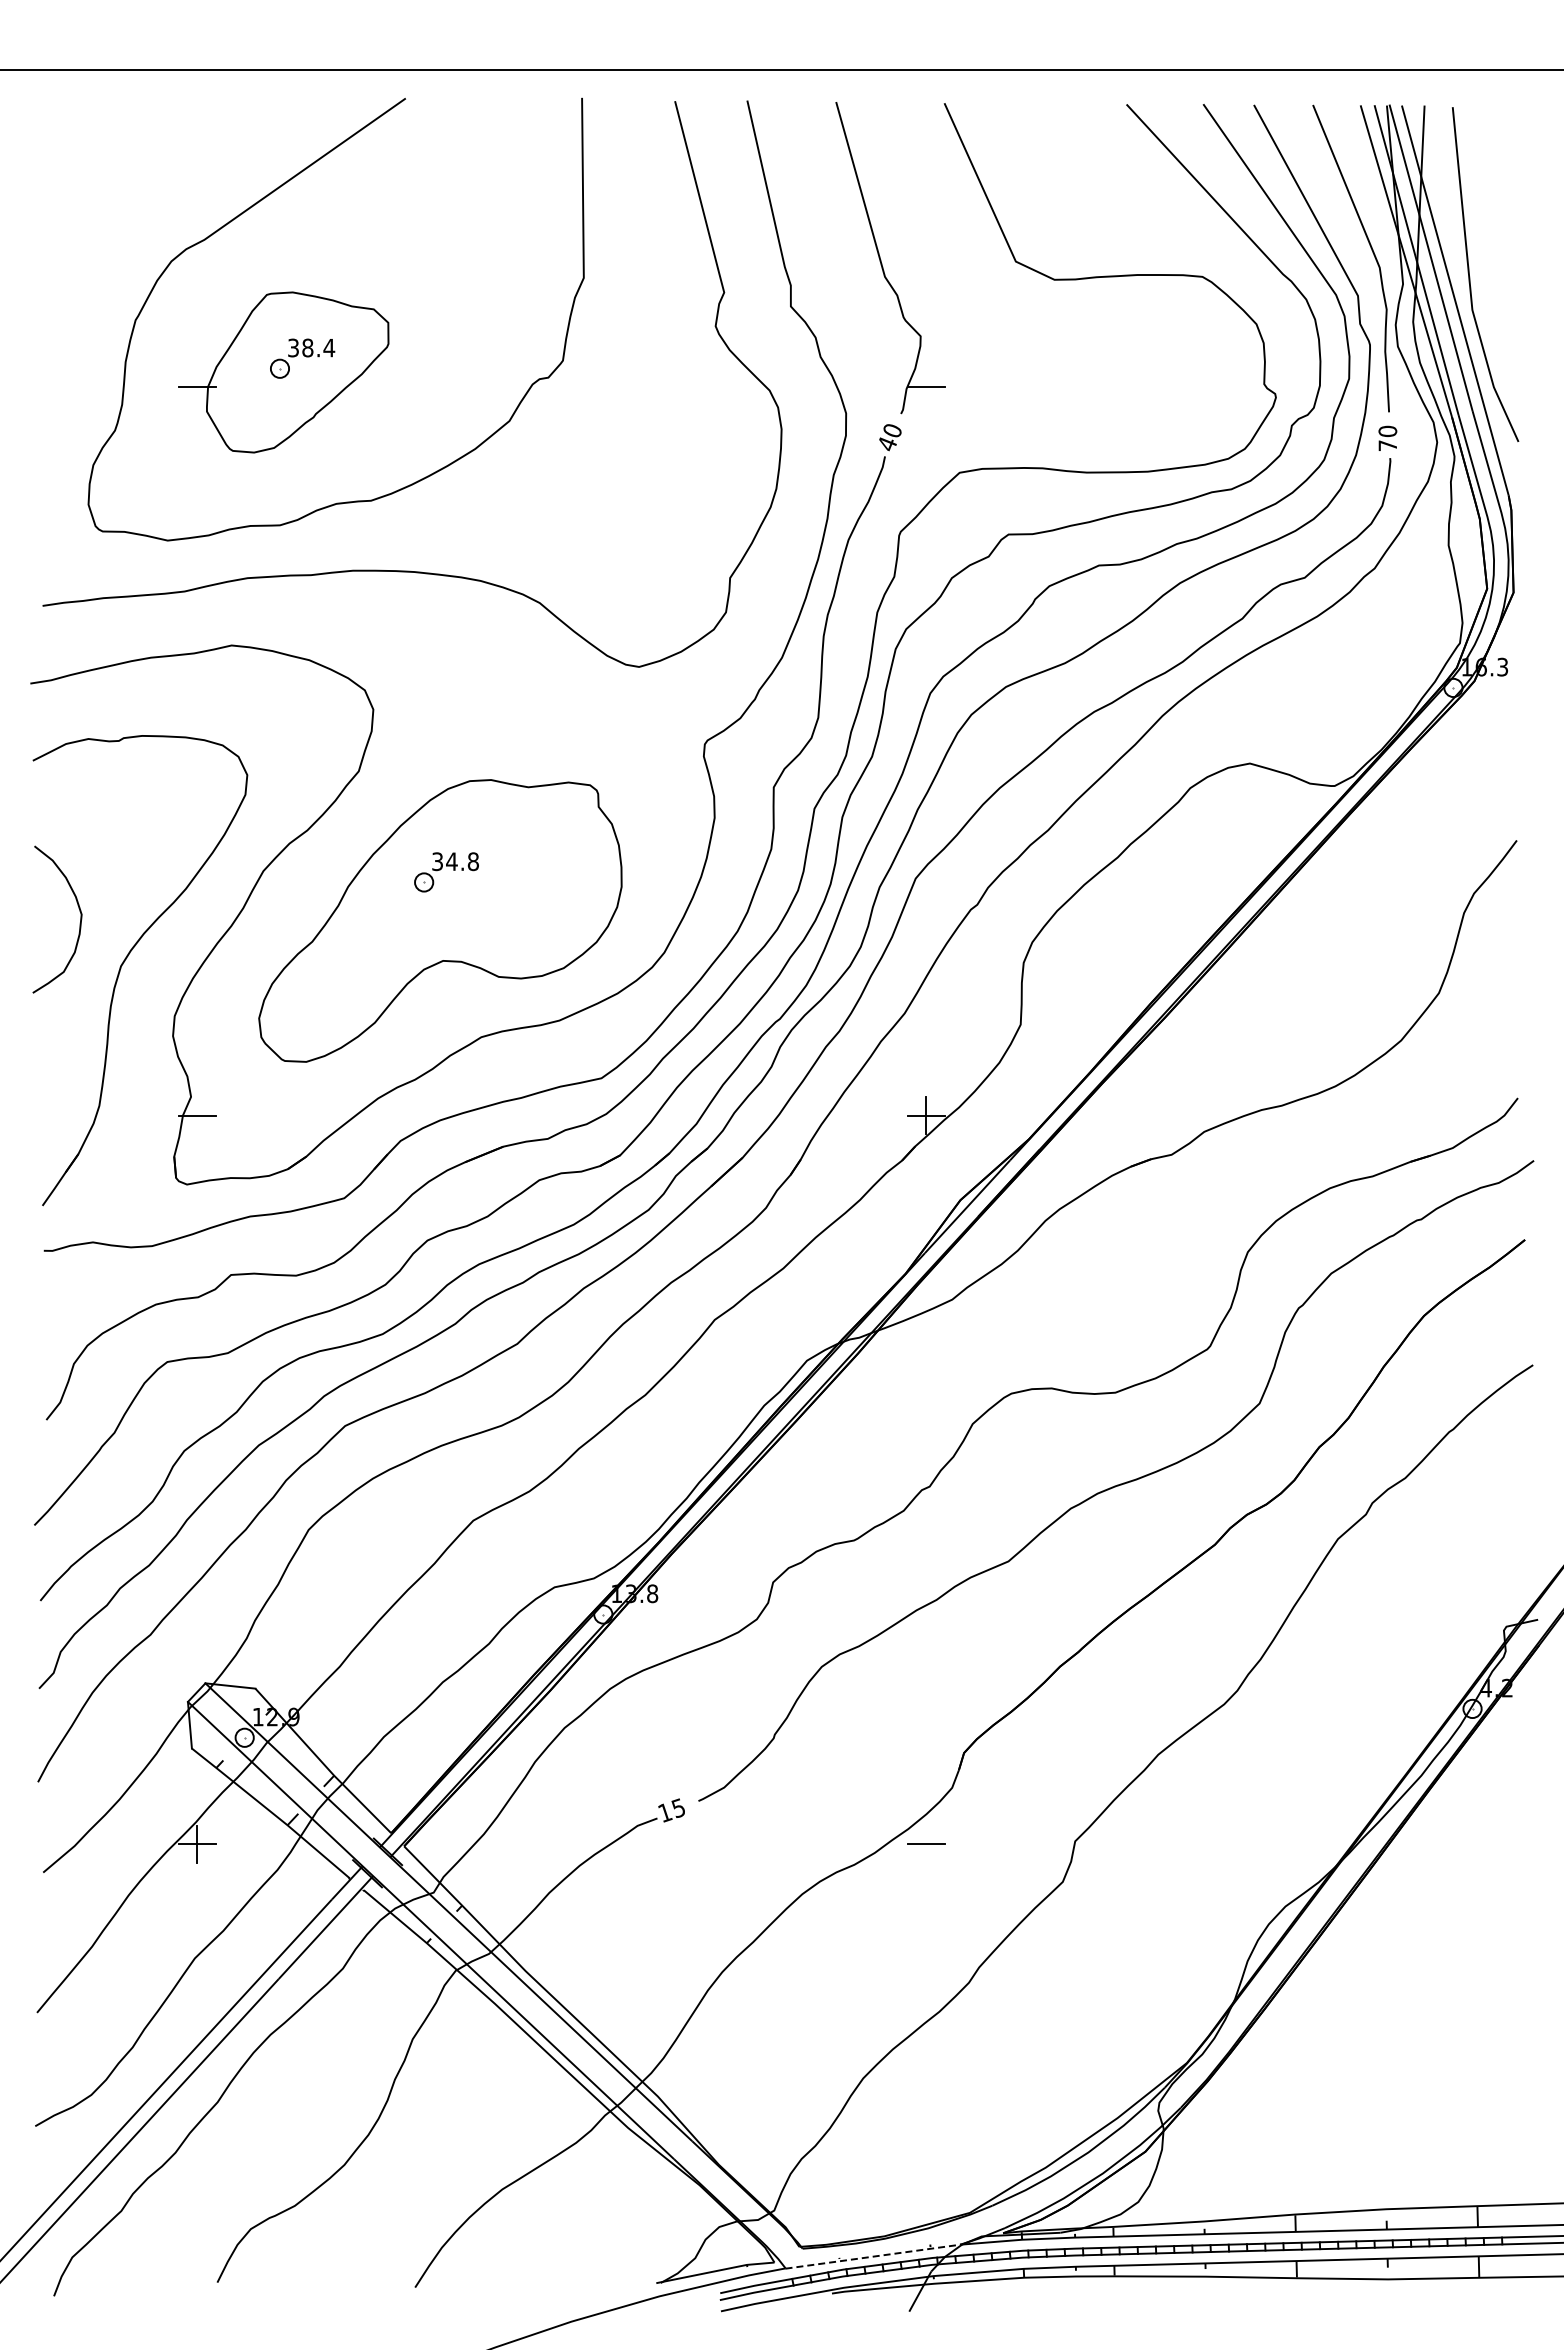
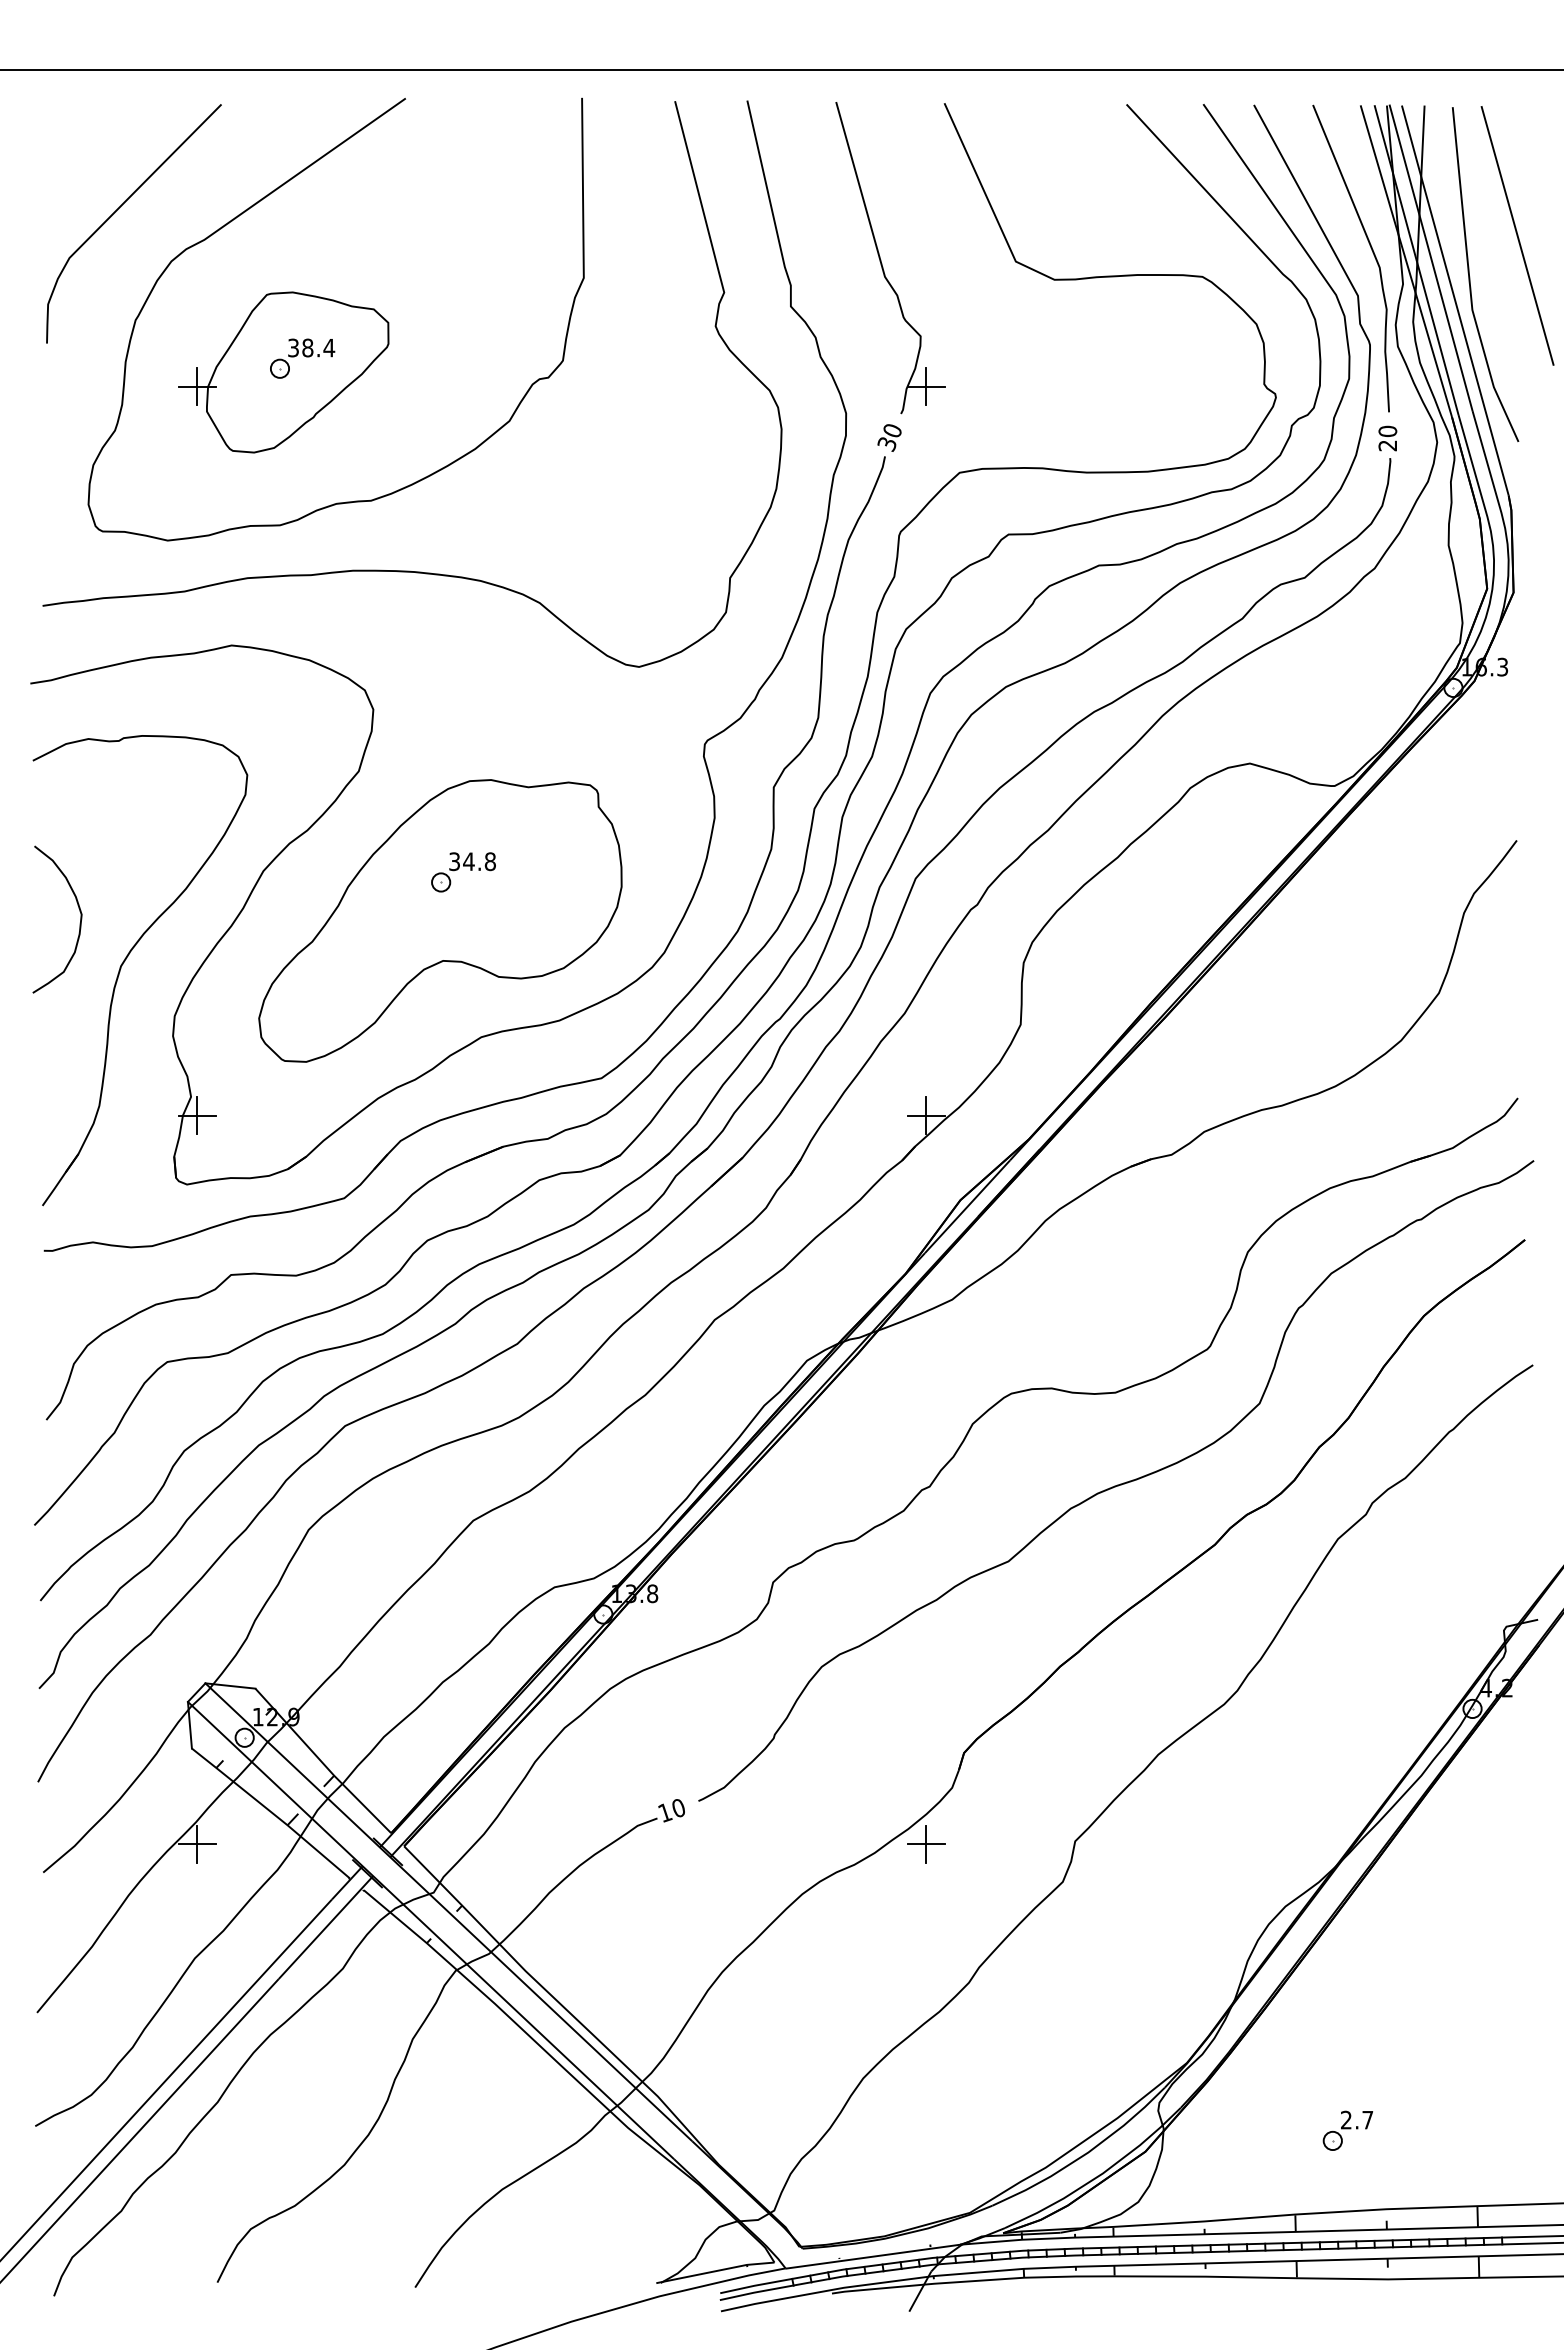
curve: none -> present (119, 208)
line: none -> present (1517, 235)
line: none -> present (197, 386)
line: none -> present (926, 386)
text: 40 -> 30 (886, 444)
text: 70 -> 20 (1387, 445)
part position: (446, 872) -> (463, 872) (463, 872)
line: none -> present (197, 1115)
text: 15 -> 10 (677, 1807)
line: none -> present (926, 1844)
part: none -> present (1347, 2130)
line: dashed -> solid (873, 2256)
